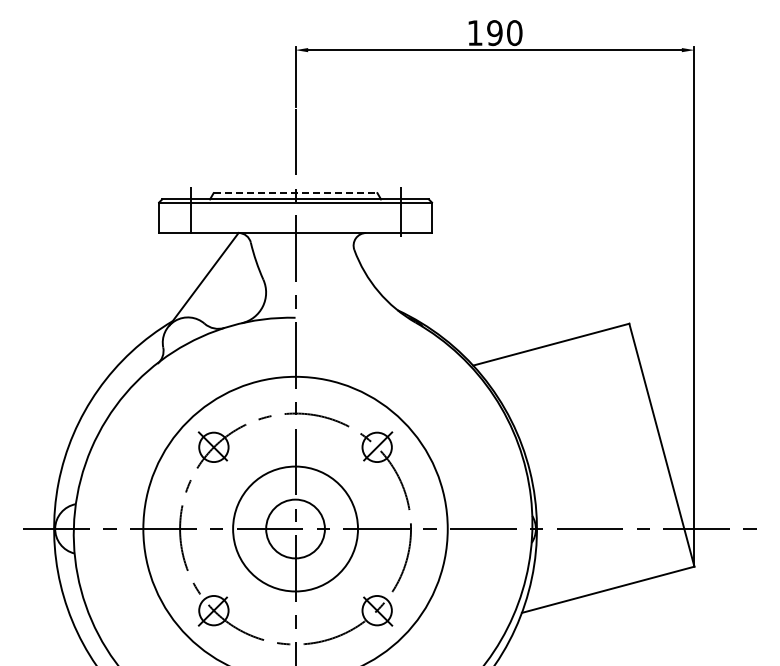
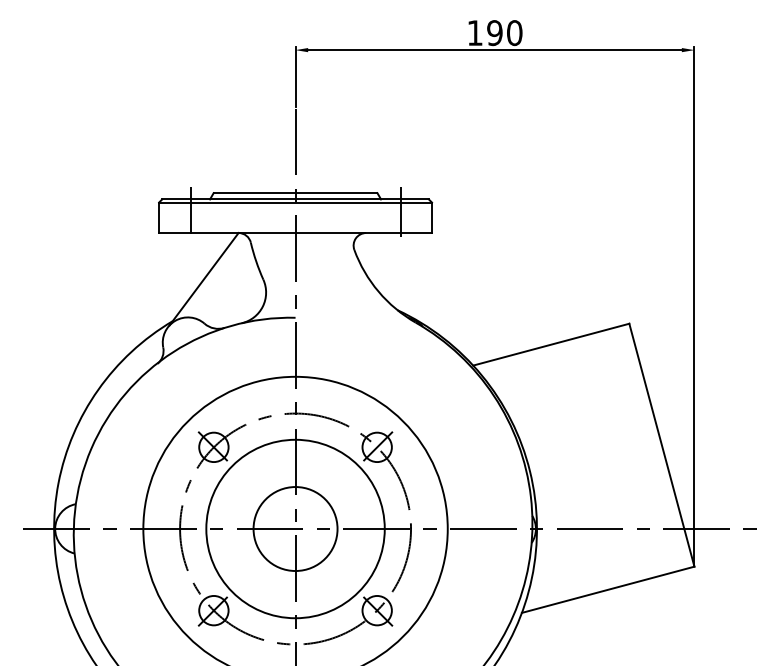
line: dashed -> solid (295, 193)
circle diameter: 125 px -> 178 px (295, 528)
circle diameter: 59 px -> 84 px (295, 529)
